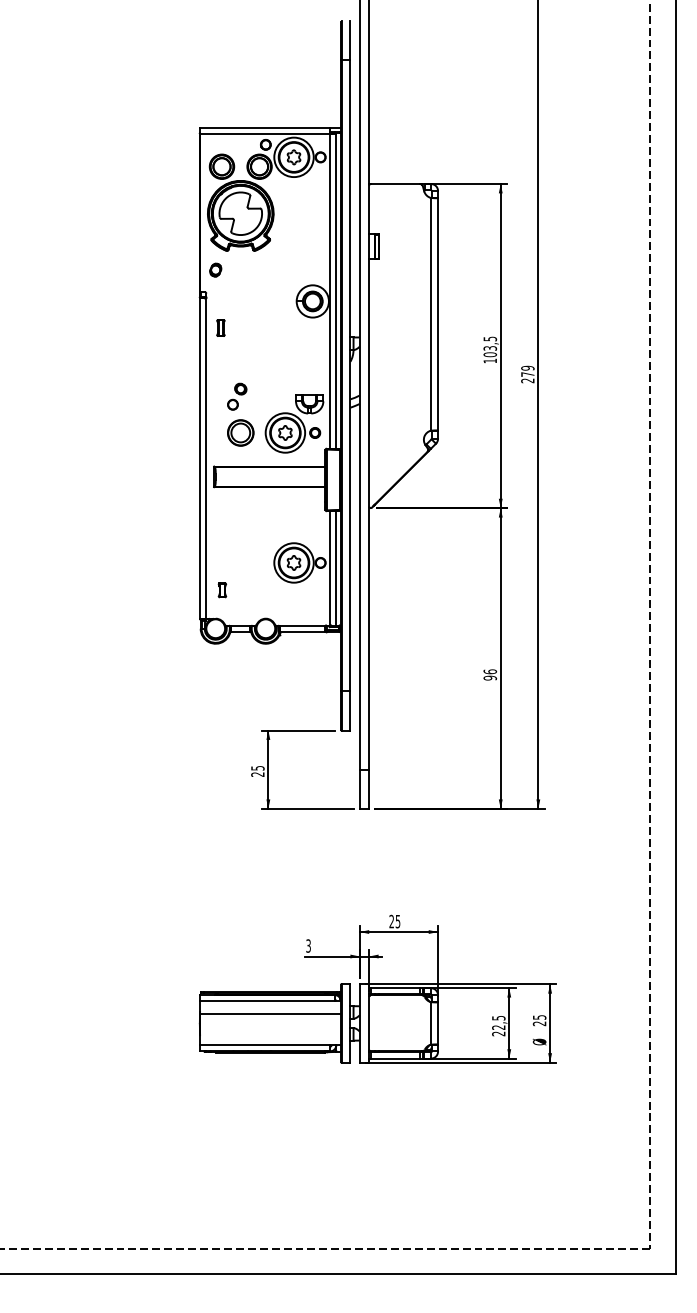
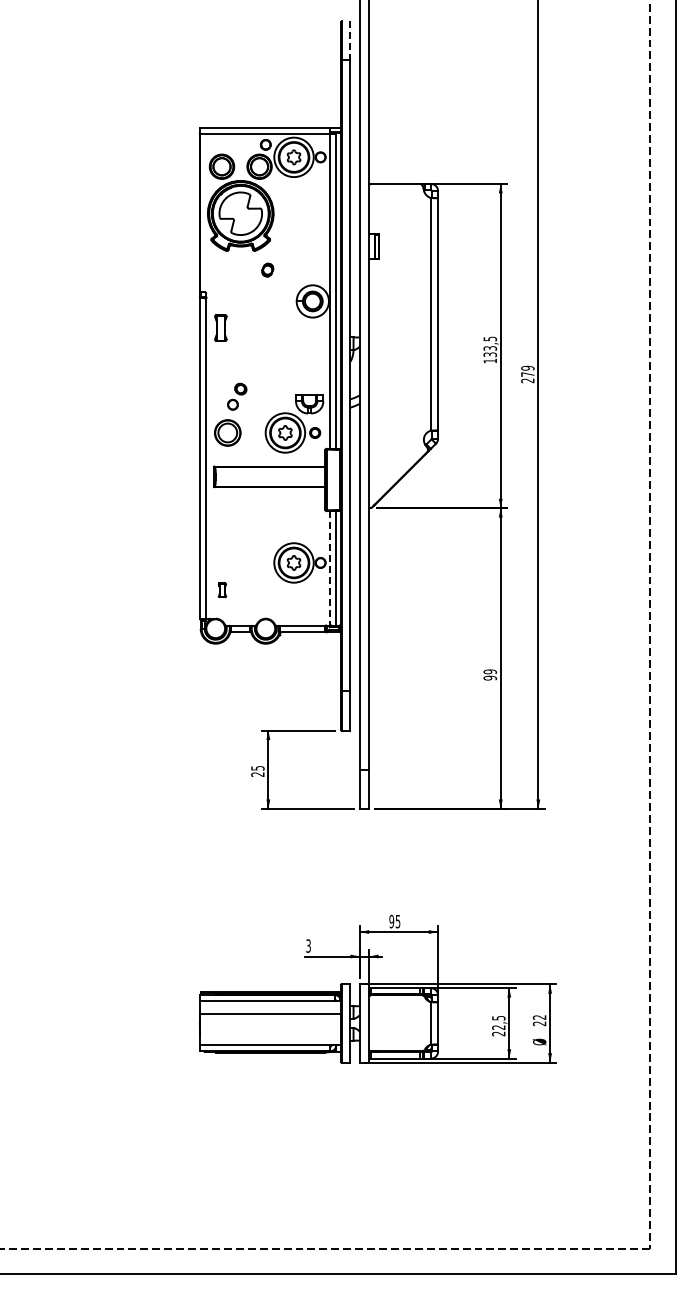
line: solid -> dashed (350, 40)
part position: (215, 269) -> (267, 269) (267, 269)
part size: 10x18 px -> 14x28 px (220, 327)
text: 103,5 -> 133,5 (490, 354)
part position: (240, 432) -> (227, 432) (227, 432)
line: solid -> dashed (330, 568)
text: 96 -> 99 (490, 671)
text: 25 -> 95 (391, 921)
text: 25 -> 22 (539, 1017)
